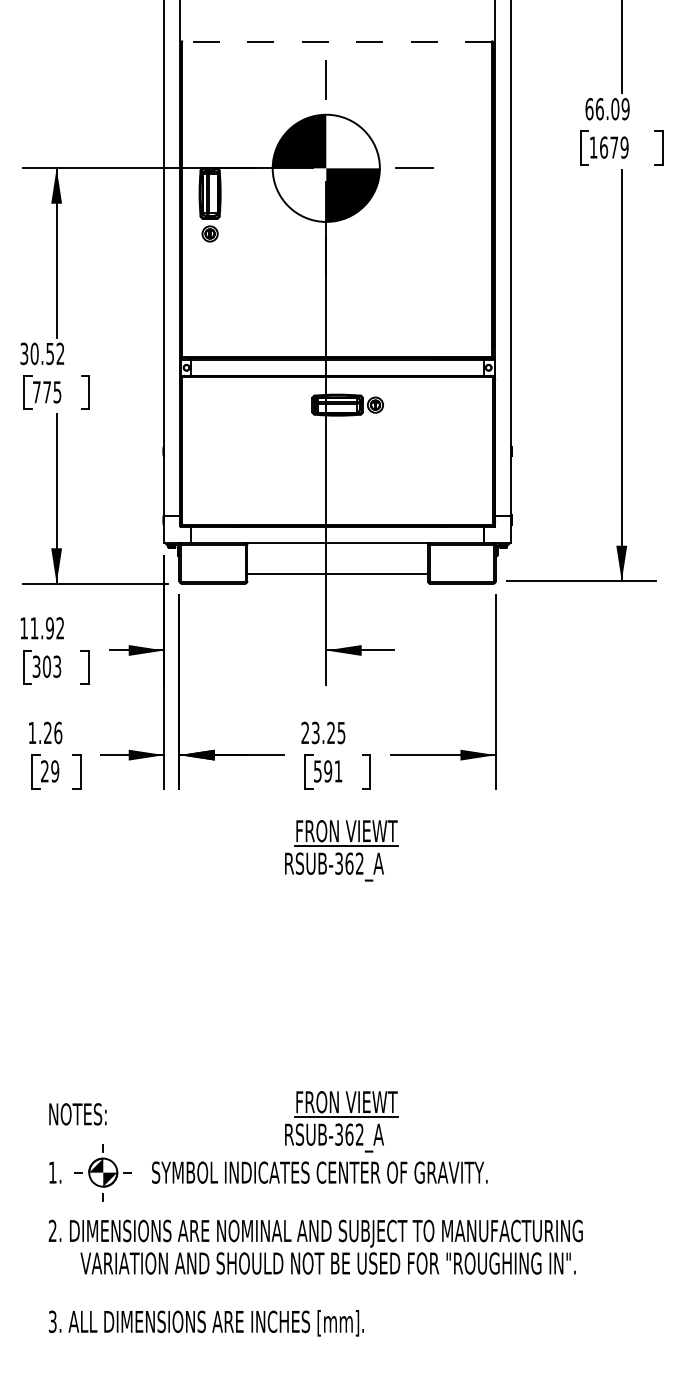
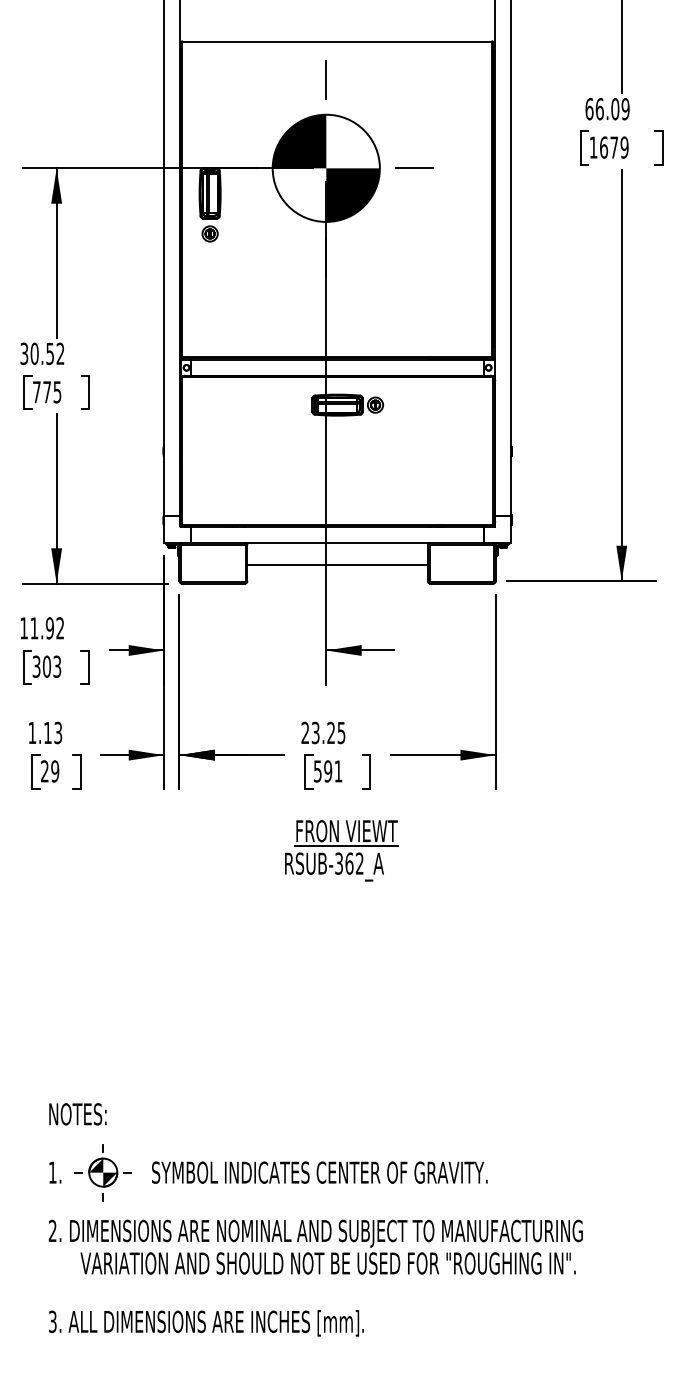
line: dashed -> solid (337, 41)
line position: (337, 574) -> (337, 565) (337, 565)
text: 1.26 -> 1.13 (53, 732)
part: present -> none (341, 1121)
